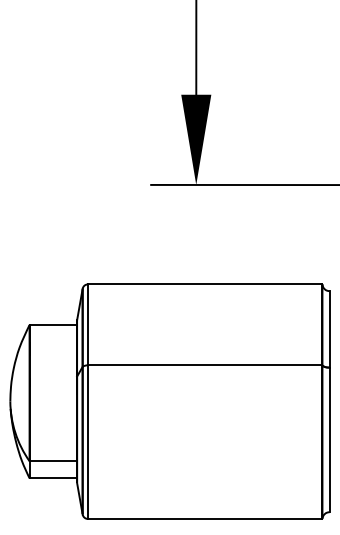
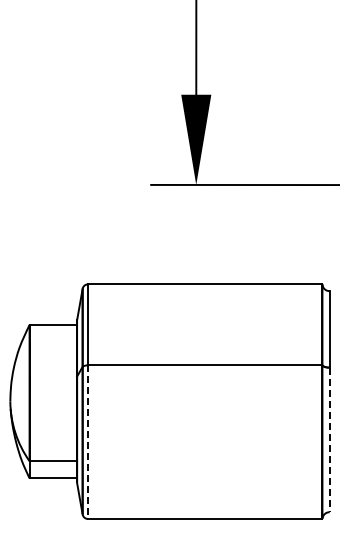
line: solid -> dashed (329, 440)
line: solid -> dashed (87, 442)
